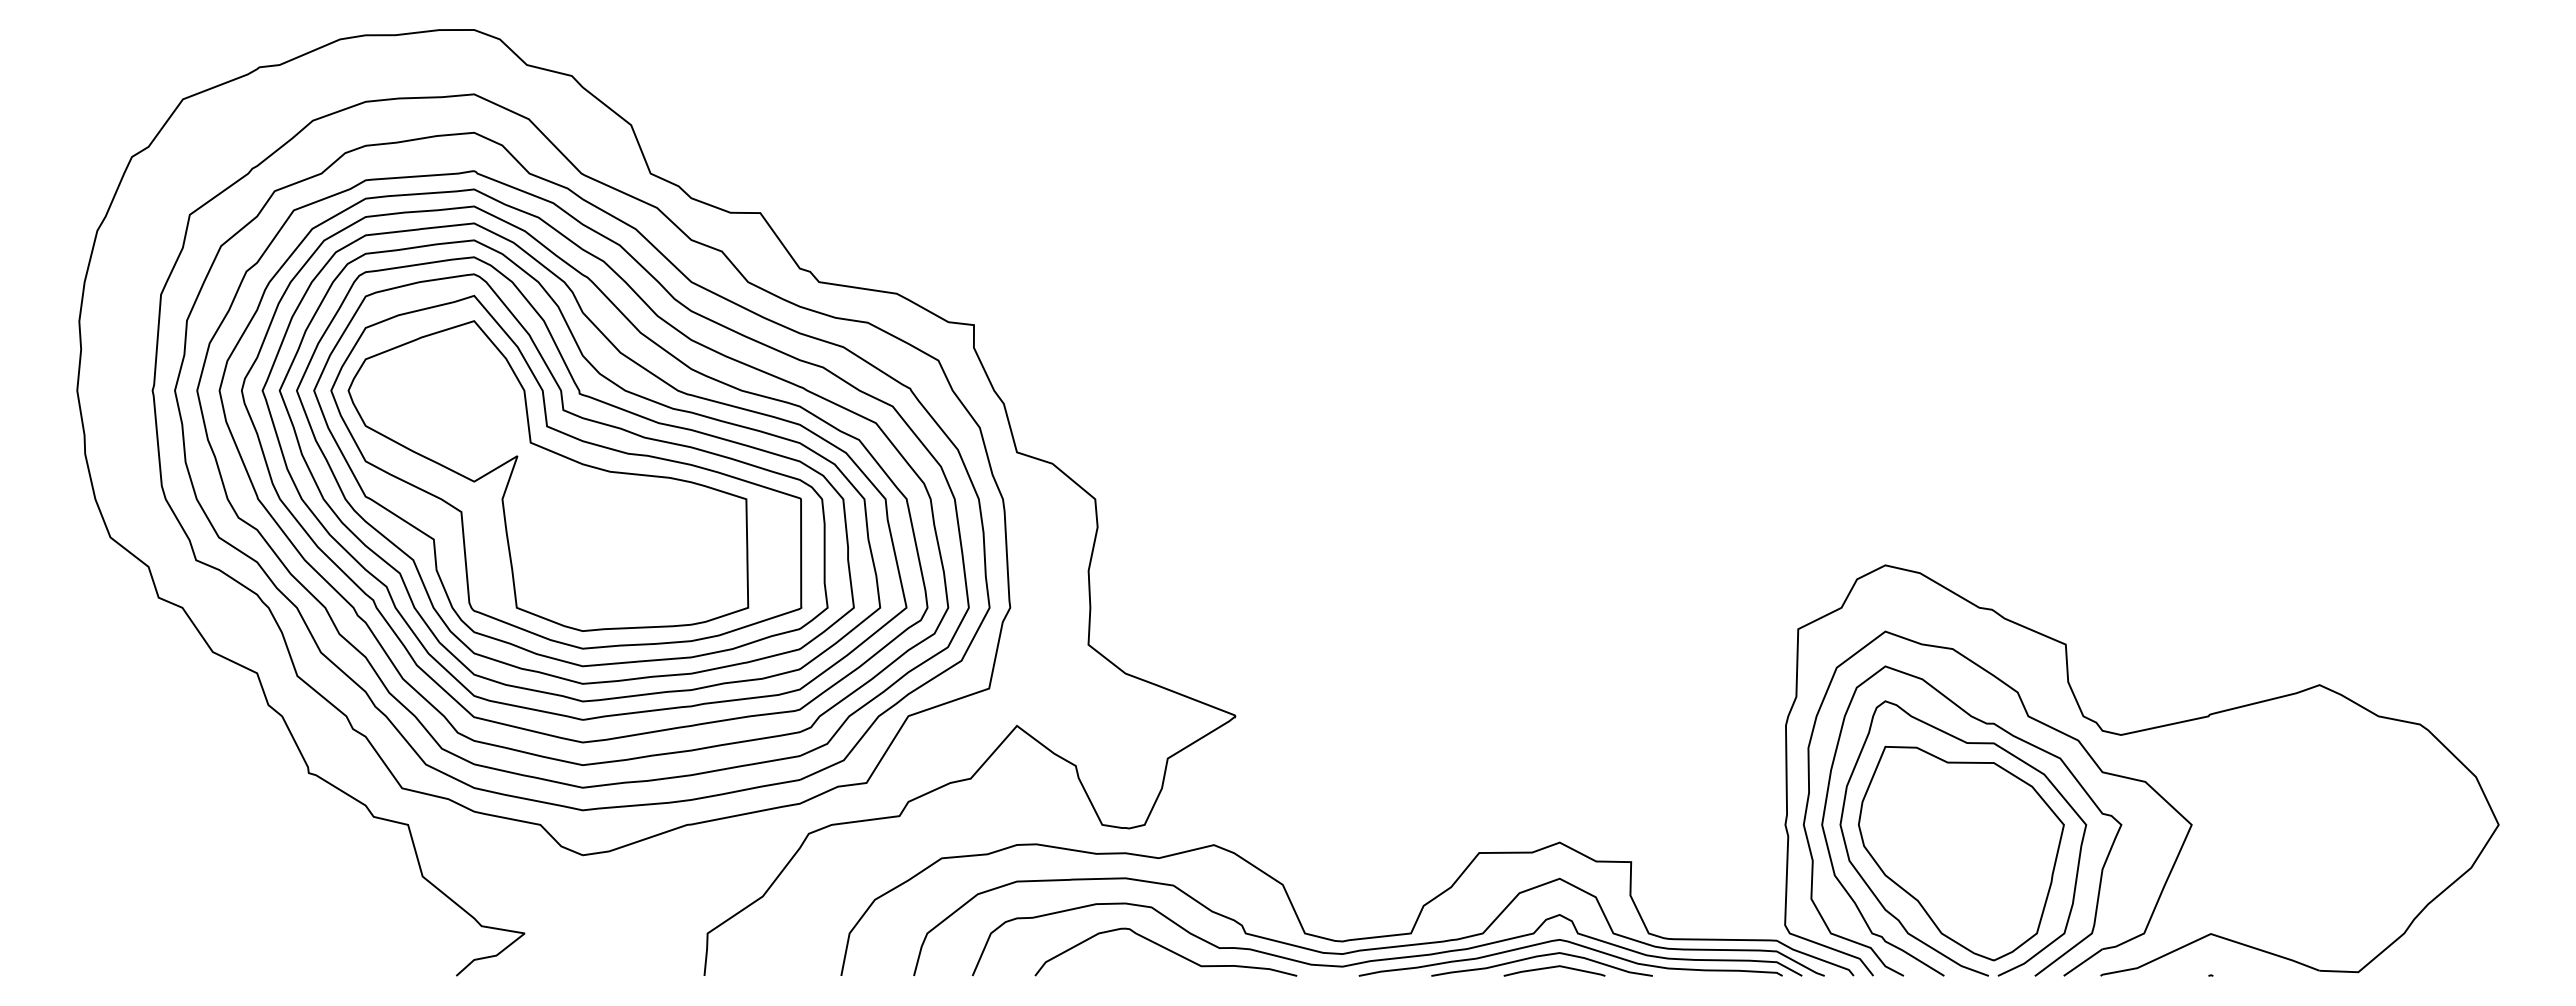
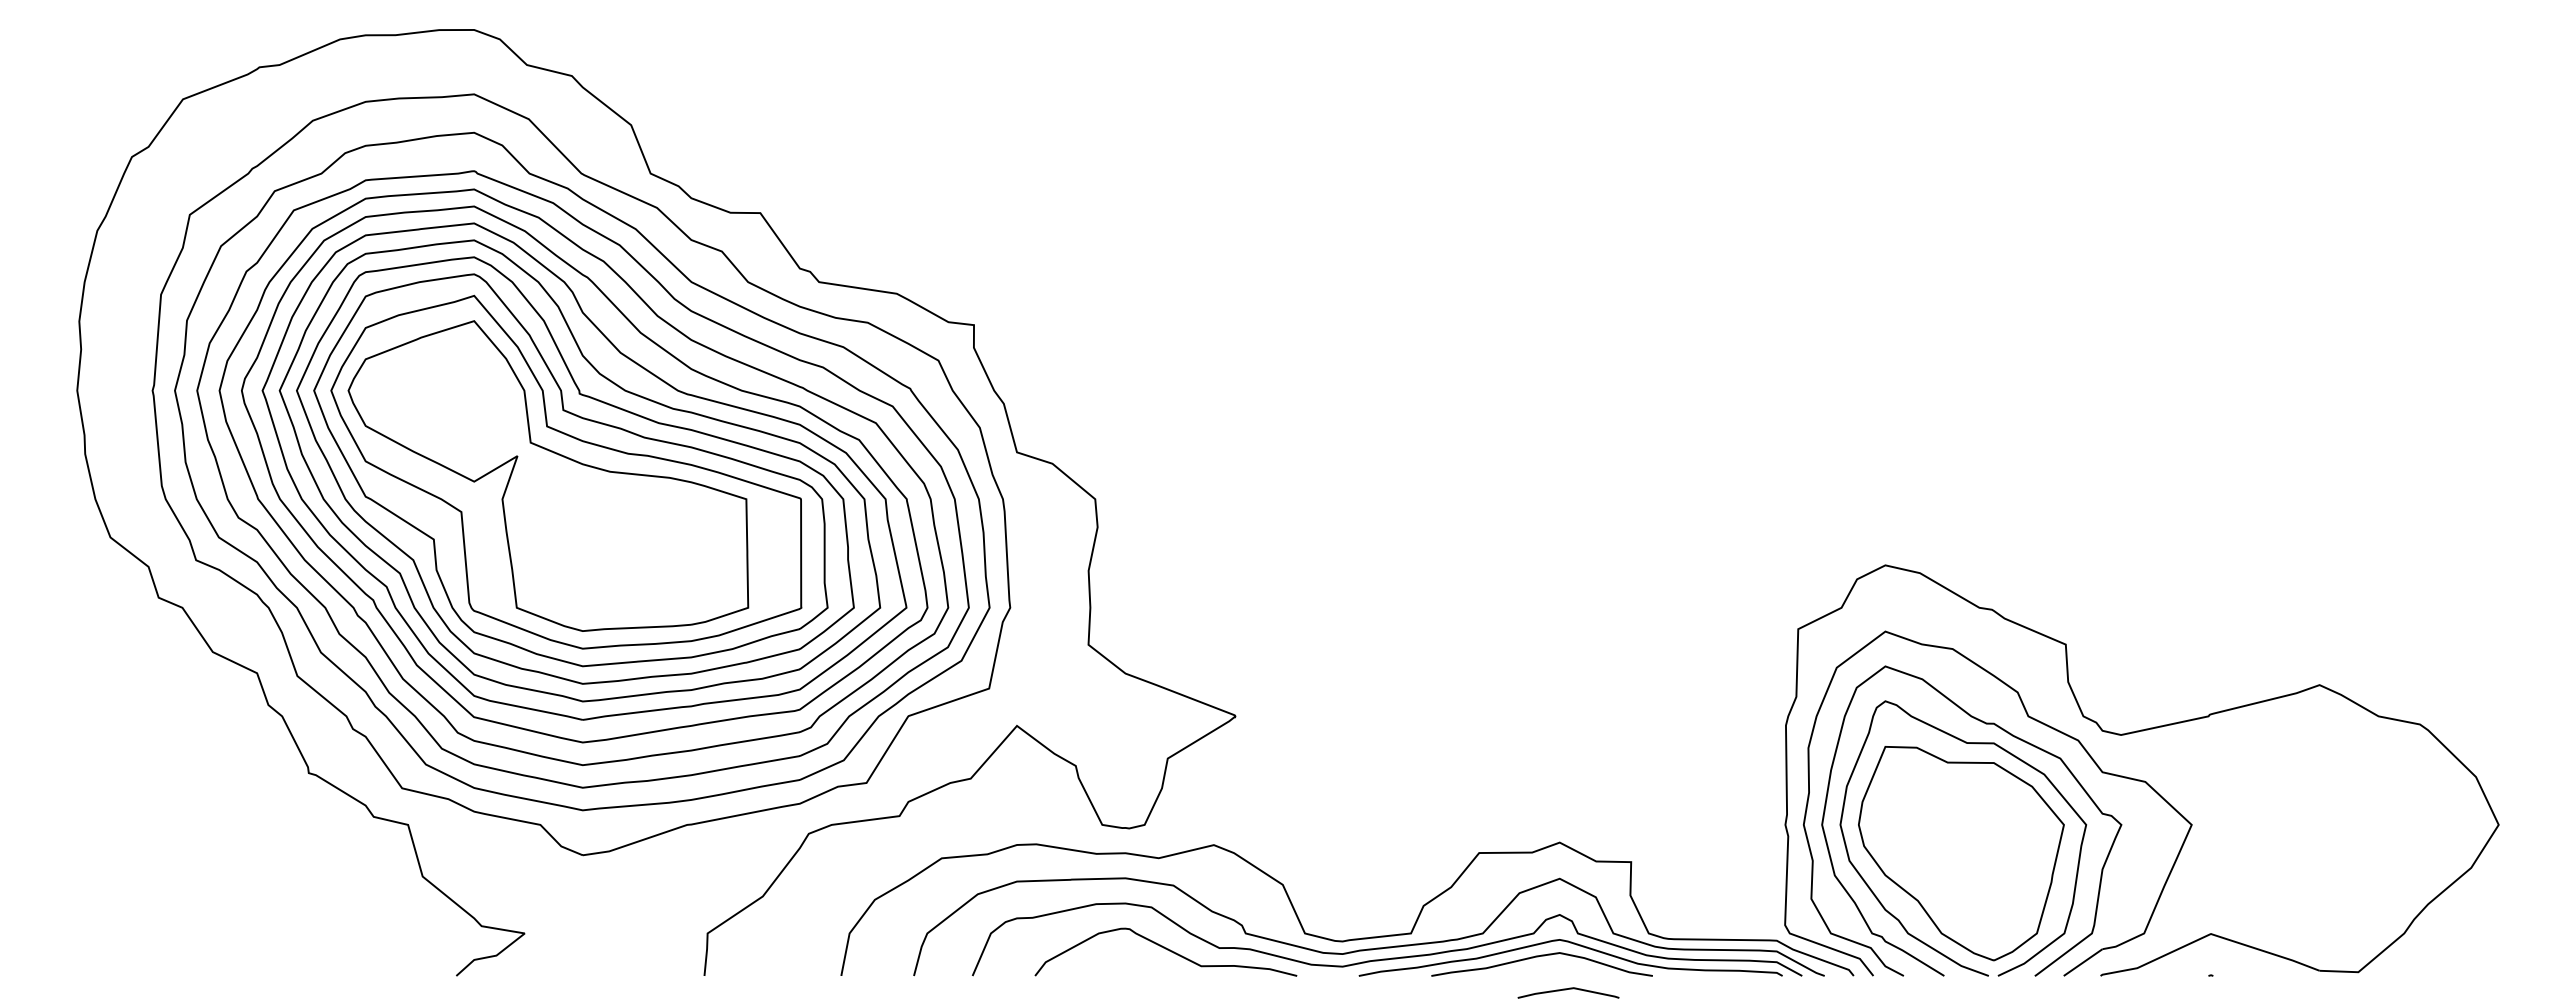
line position: (1552, 968) -> (1566, 990) (1566, 990)
